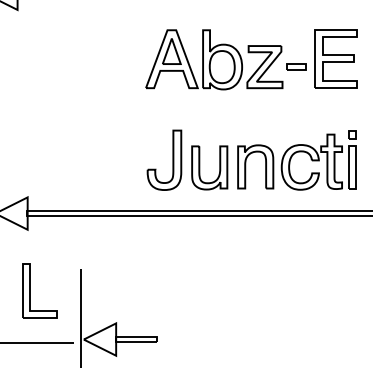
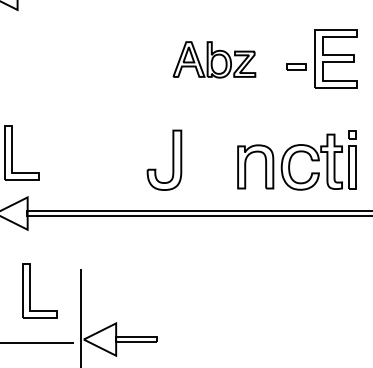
part size: 139x62 px -> 85x38 px (214, 59)
part: none -> present (12, 152)
part: present -> none (200, 167)
